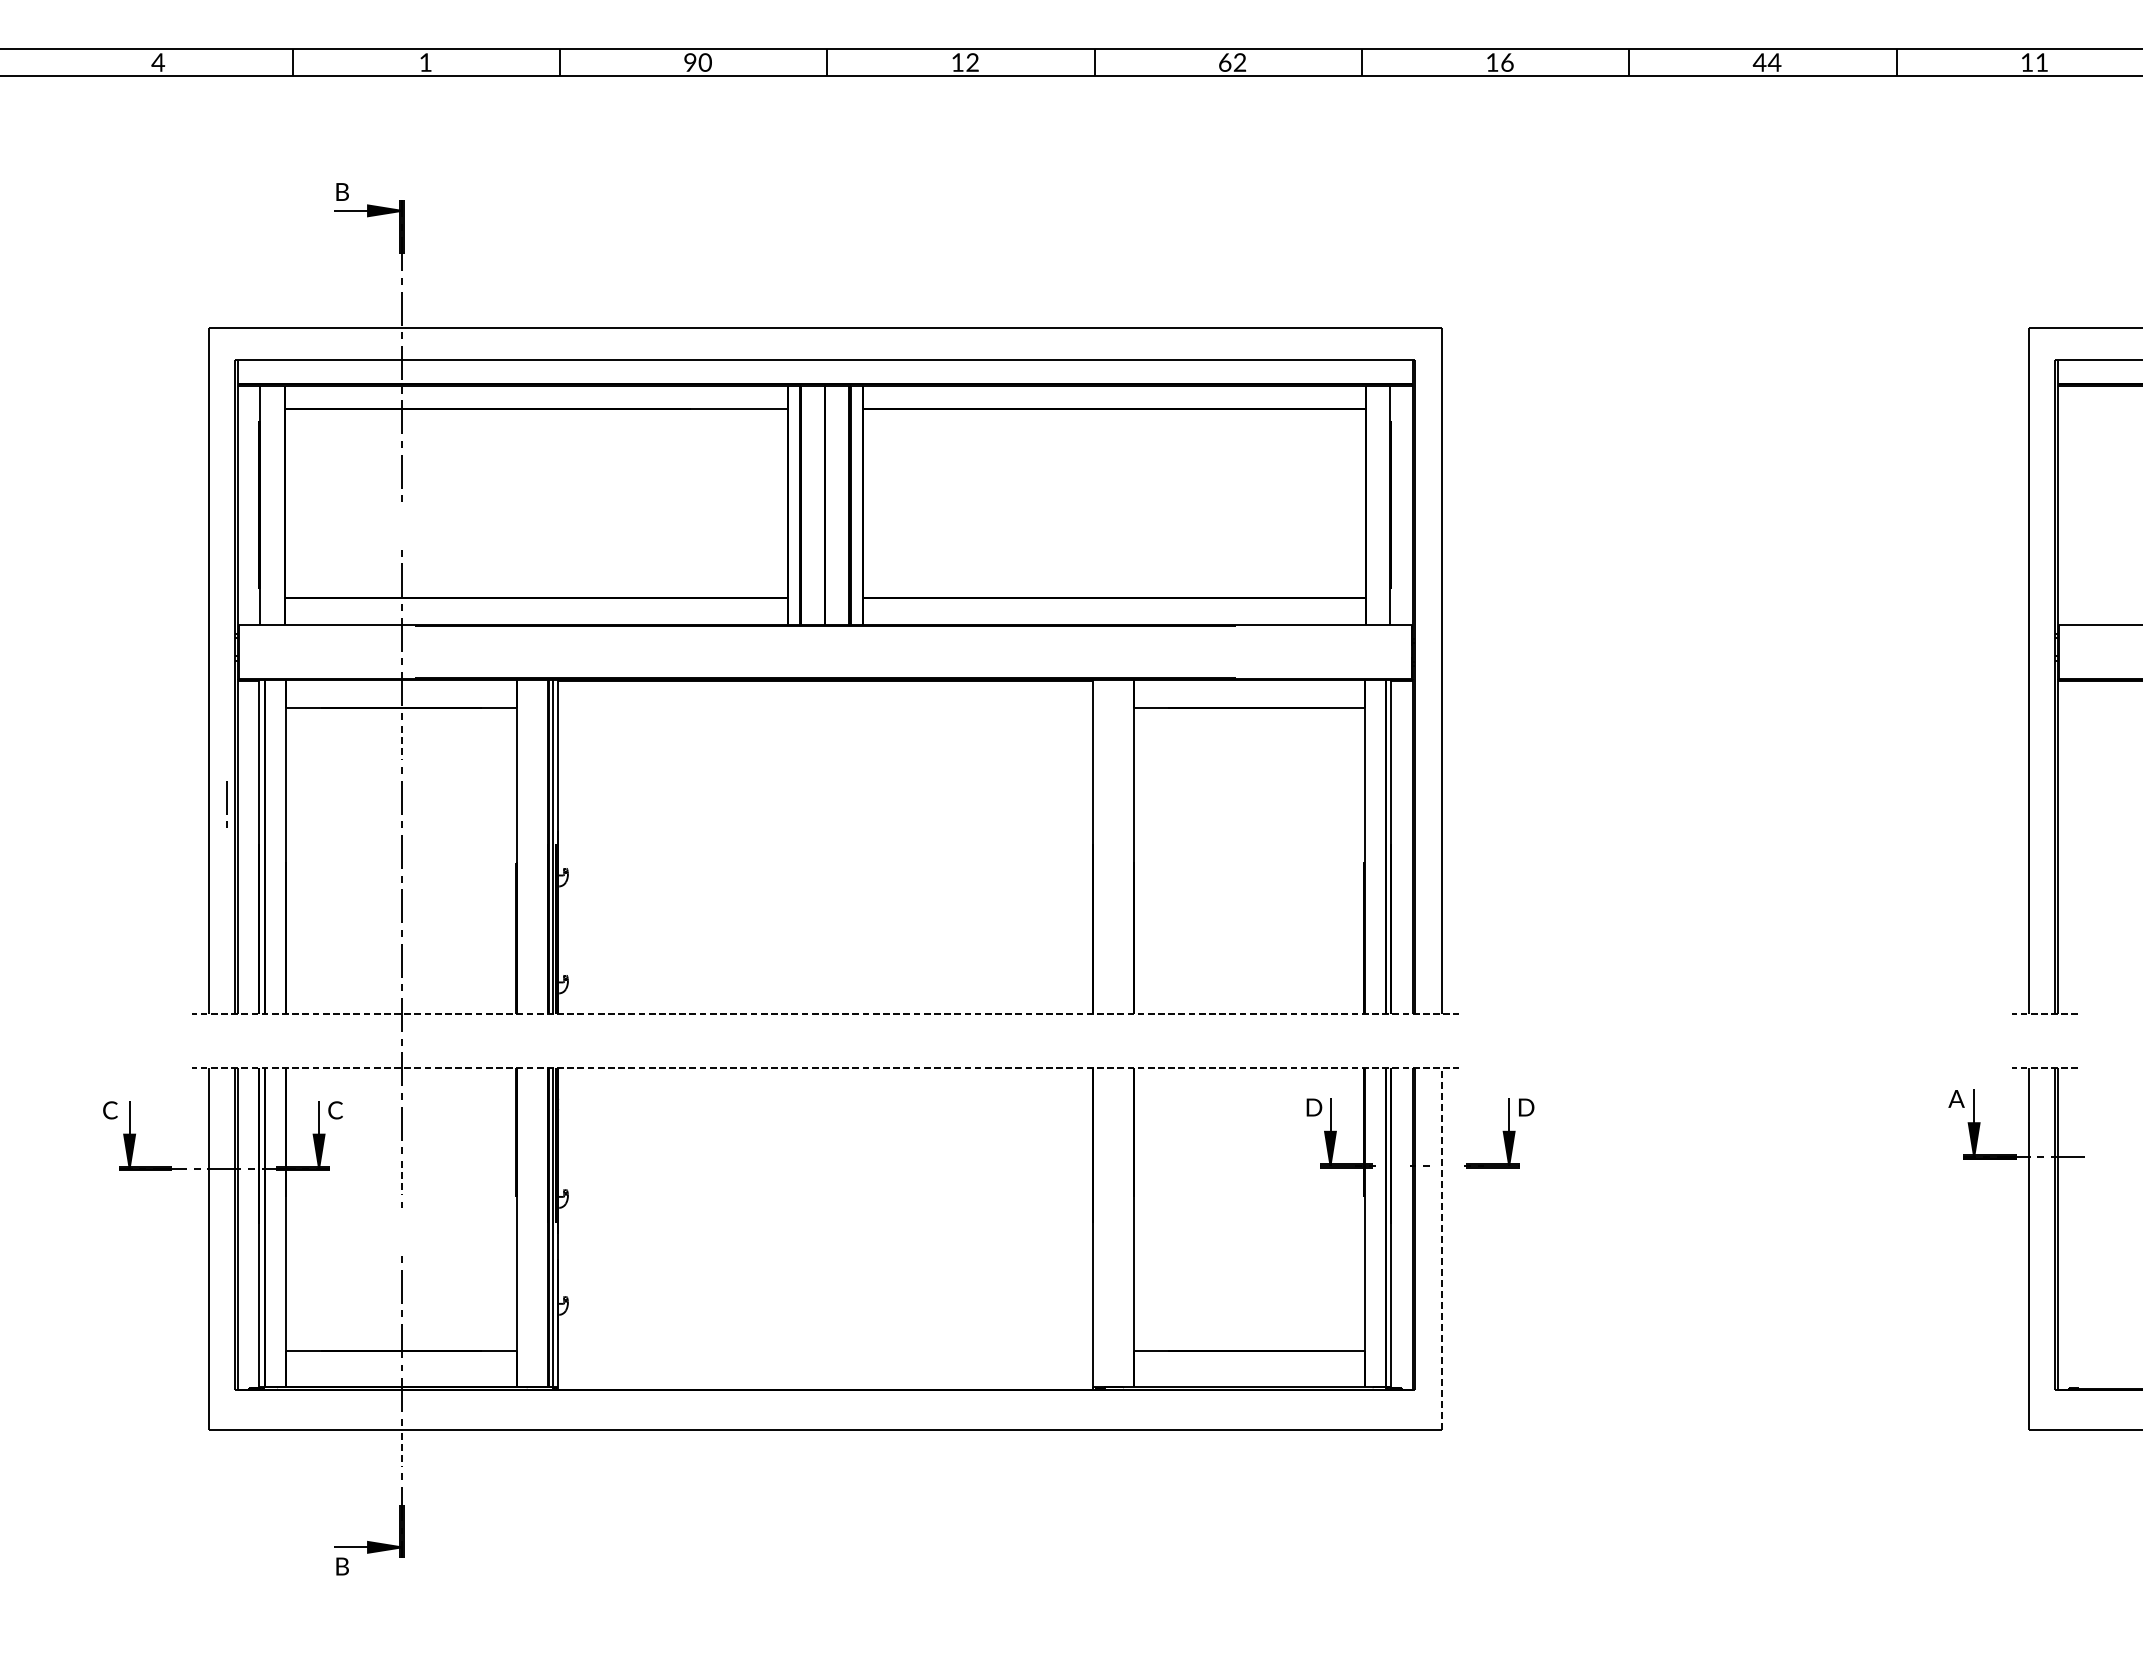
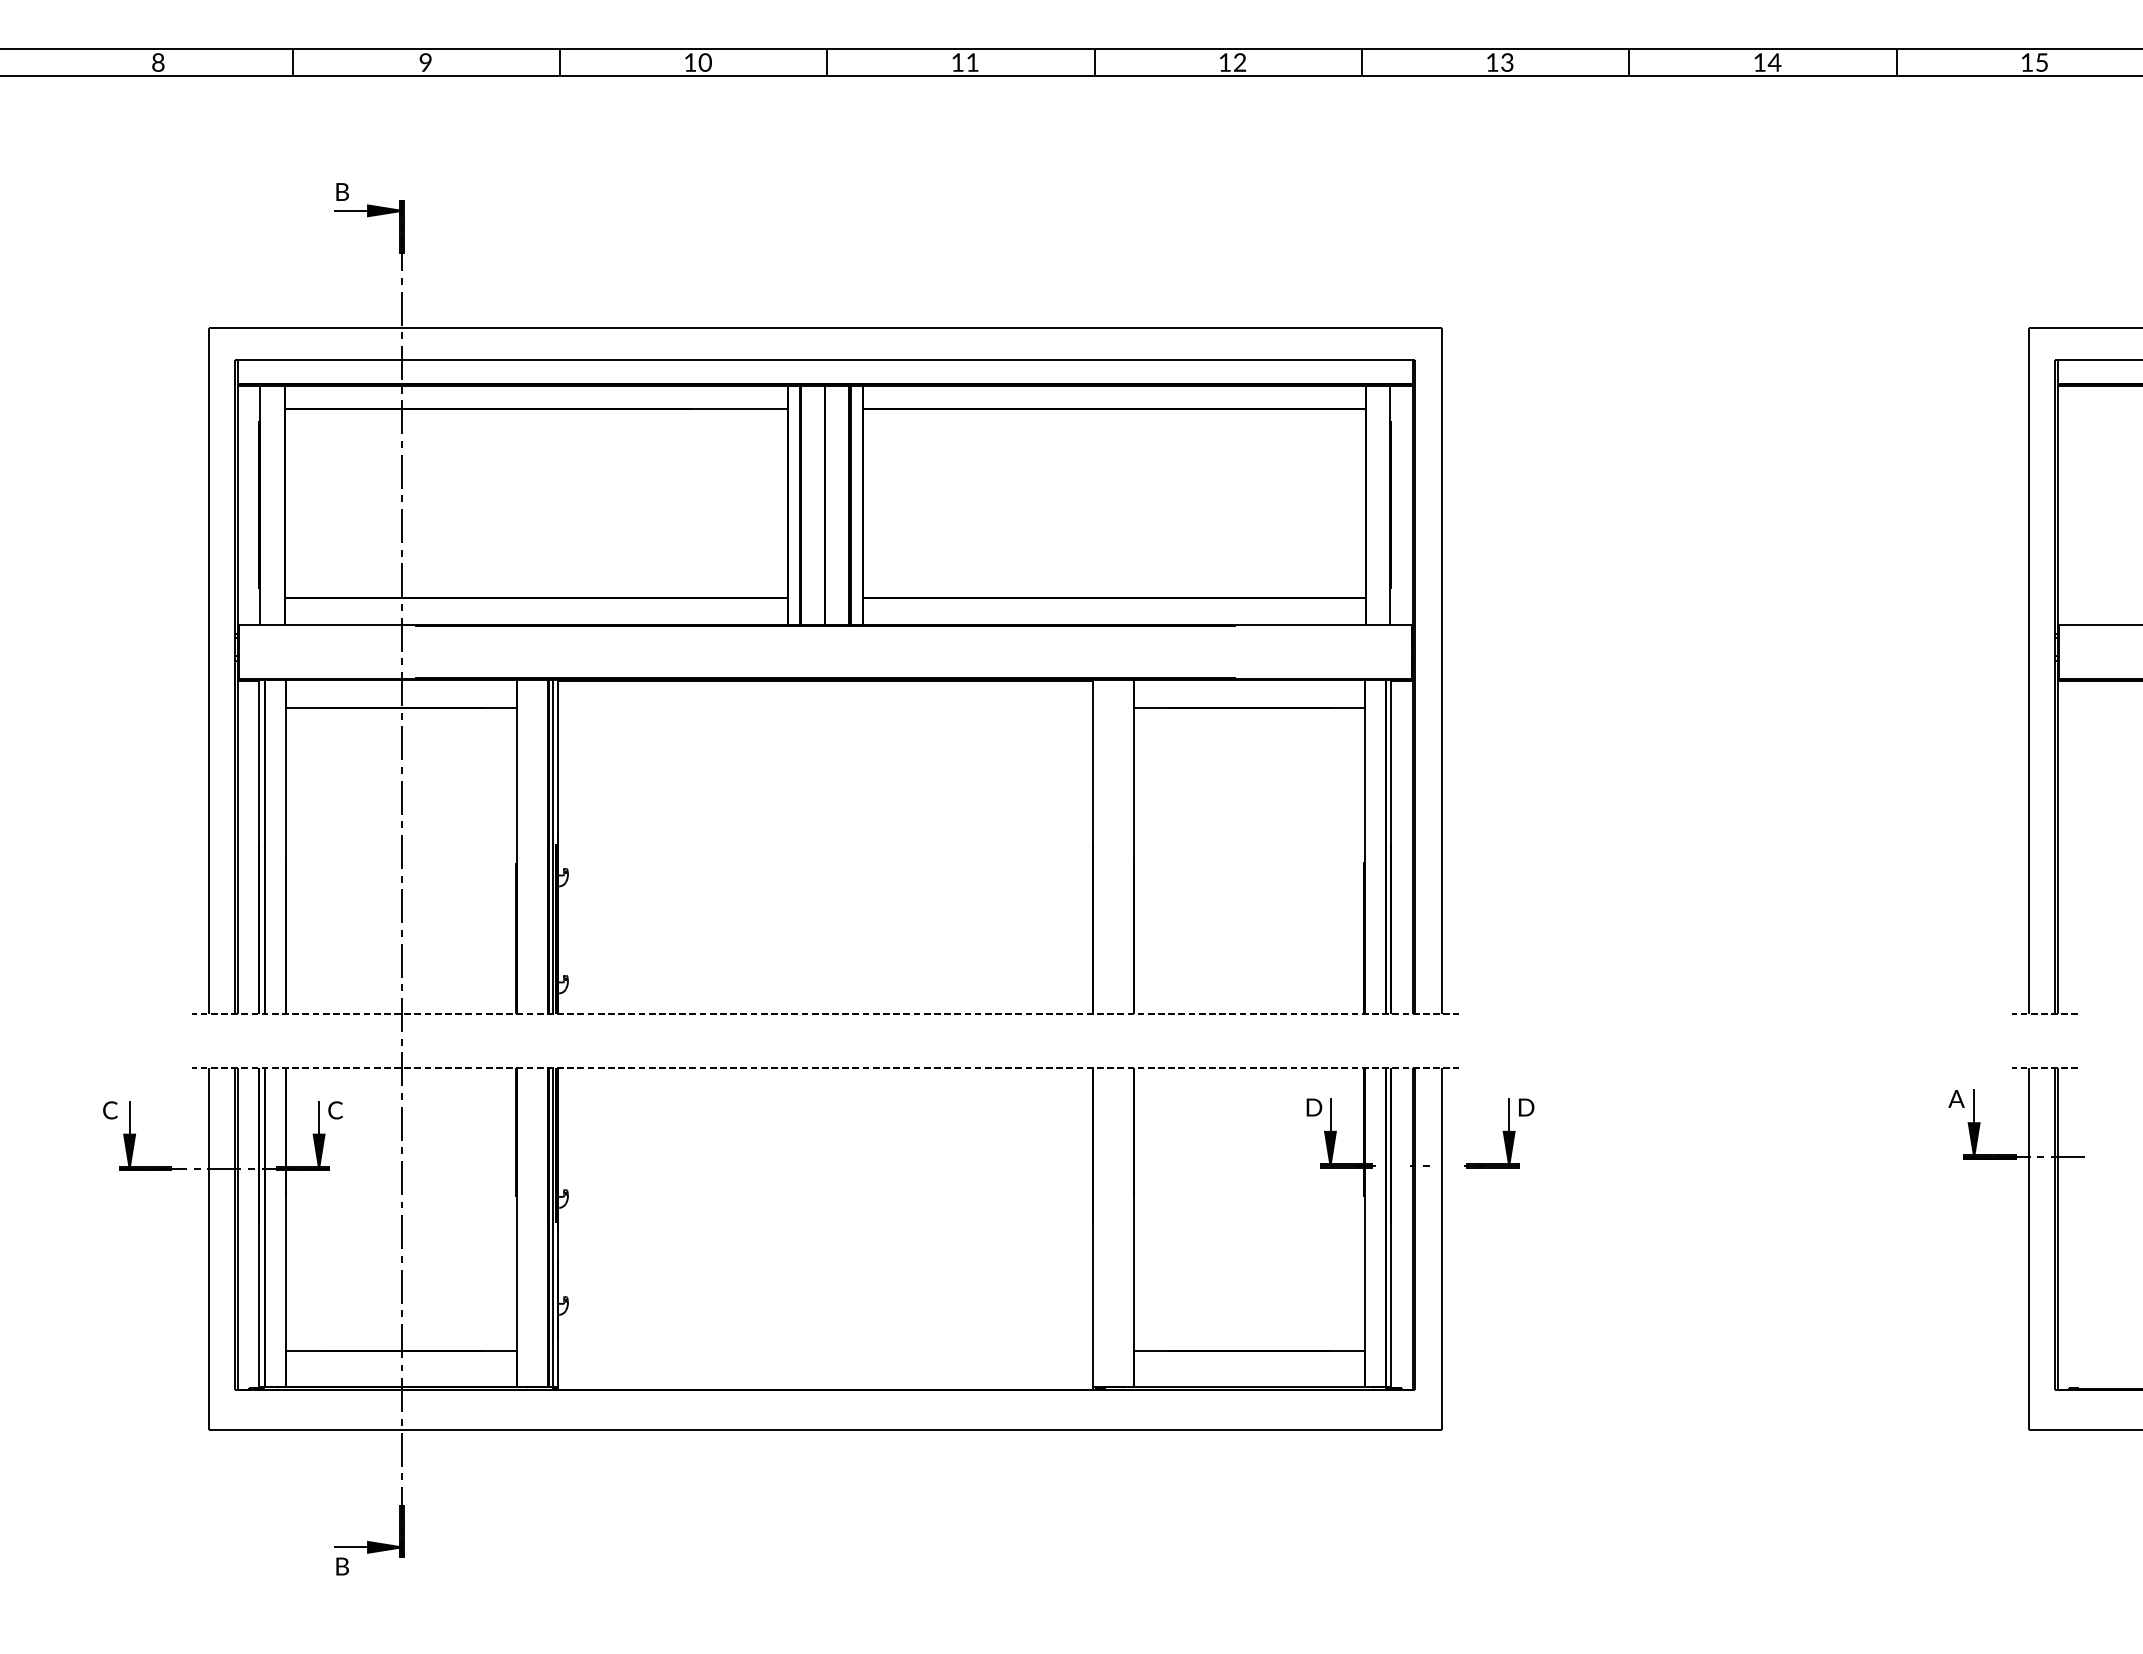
text: 4 -> 8 (158, 62)
text: 1 -> 9 (425, 62)
text: 90 -> 10 (690, 62)
text: 12 -> 11 (972, 62)
text: 62 -> 12 (1225, 62)
text: 16 -> 13 (1507, 62)
text: 44 -> 14 (1759, 62)
text: 11 -> 15 (2041, 62)
line: none -> present (401, 525)
line: dashed -> solid (401, 743)
line: present -> none (226, 804)
line: dashed -> solid (401, 1177)
line: none -> present (401, 1231)
line: dashed -> solid (1442, 1248)
line: dashed -> solid (401, 1449)
